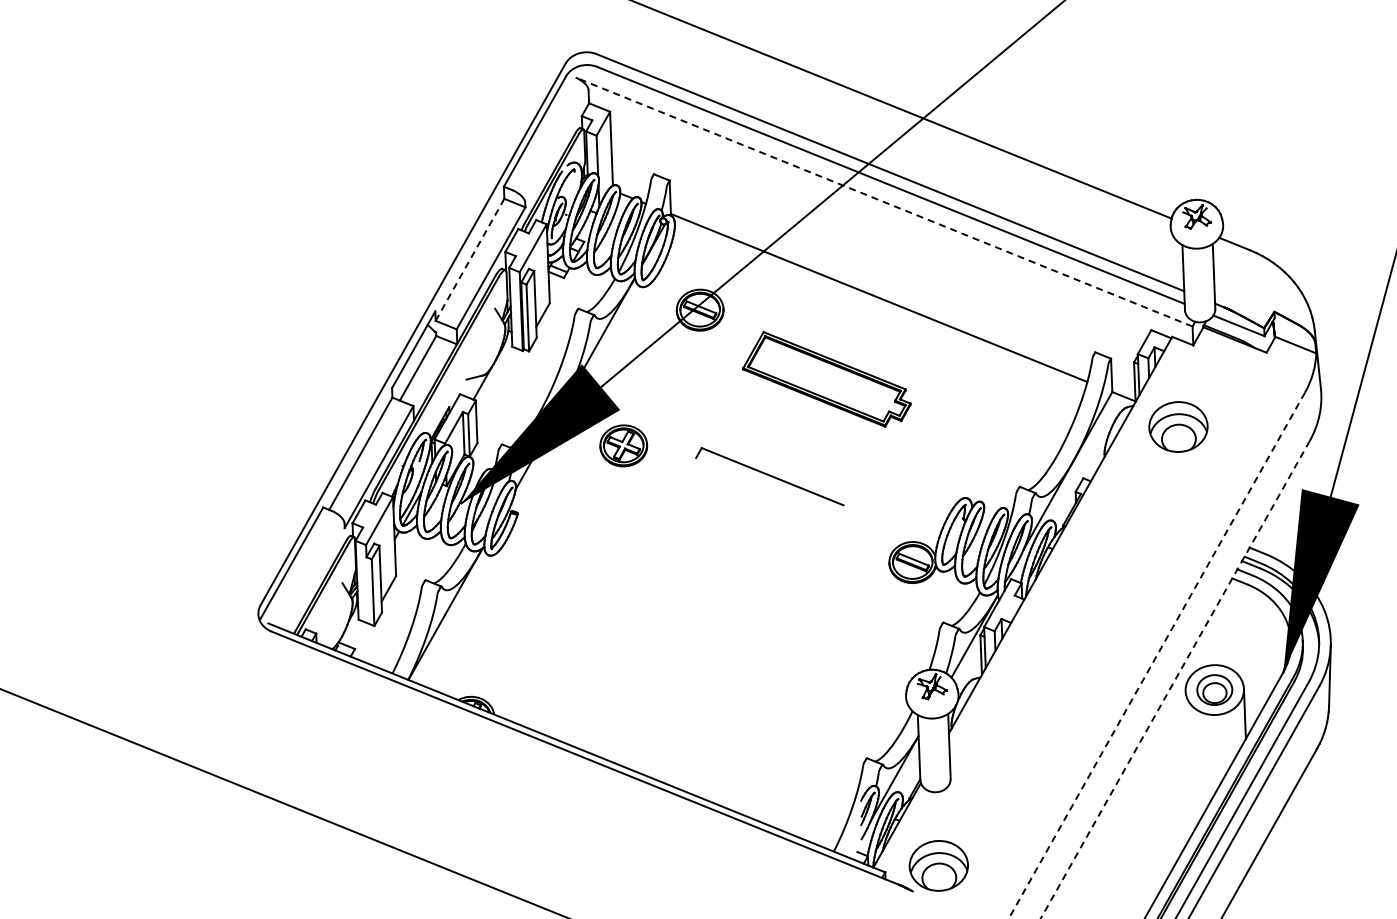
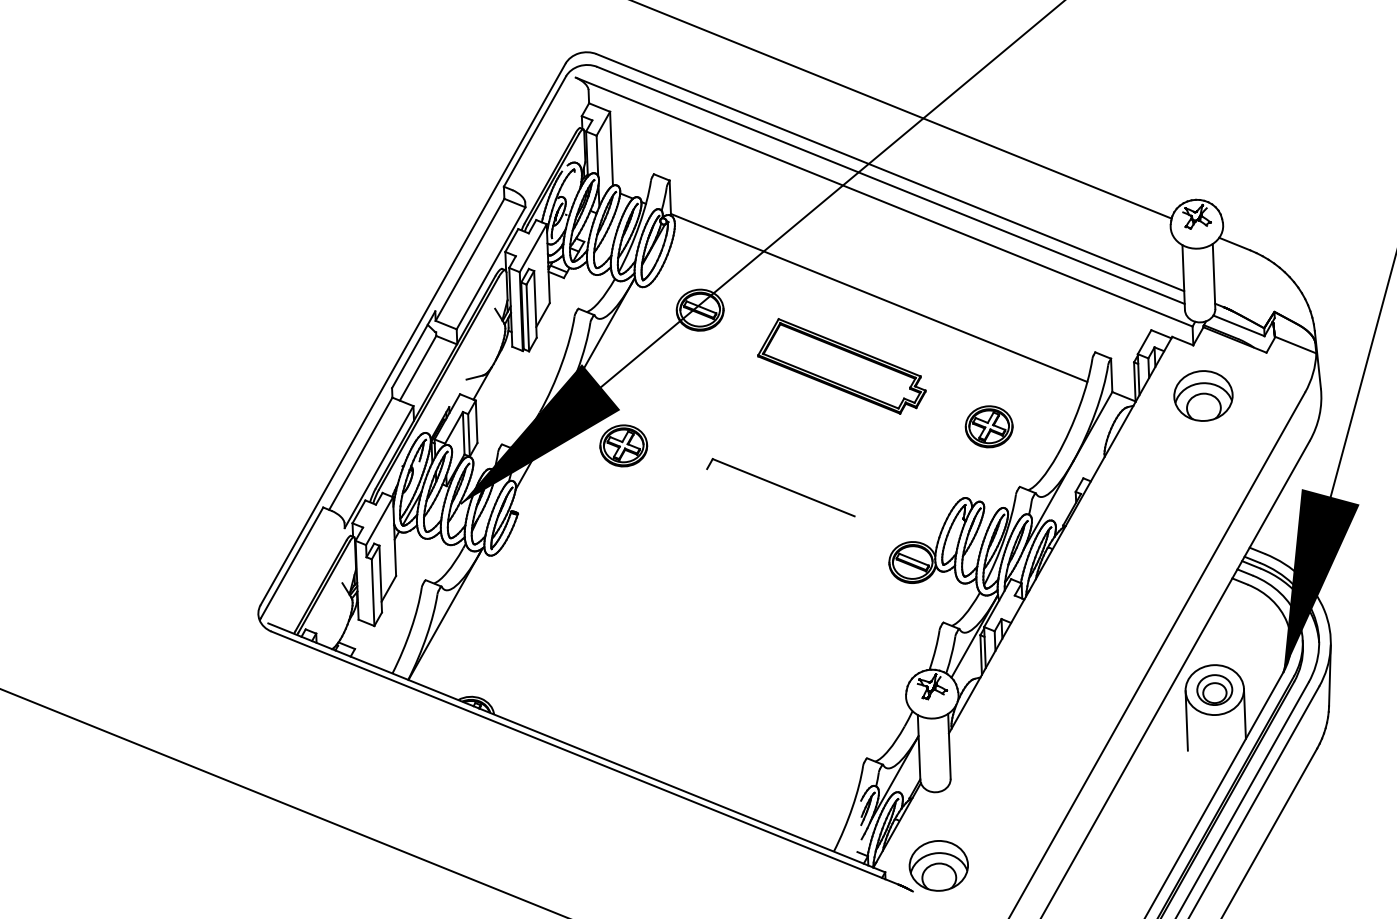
line: dashed -> solid (884, 202)
line: dashed -> solid (469, 260)
part position: (826, 379) -> (841, 366) (841, 366)
part: none -> present (988, 426)
part position: (1178, 426) -> (1203, 395) (1203, 395)
part position: (769, 476) -> (780, 487) (780, 487)
line: dashed -> solid (1157, 655)
line: dashed -> solid (1174, 680)
line: none -> present (1186, 720)
